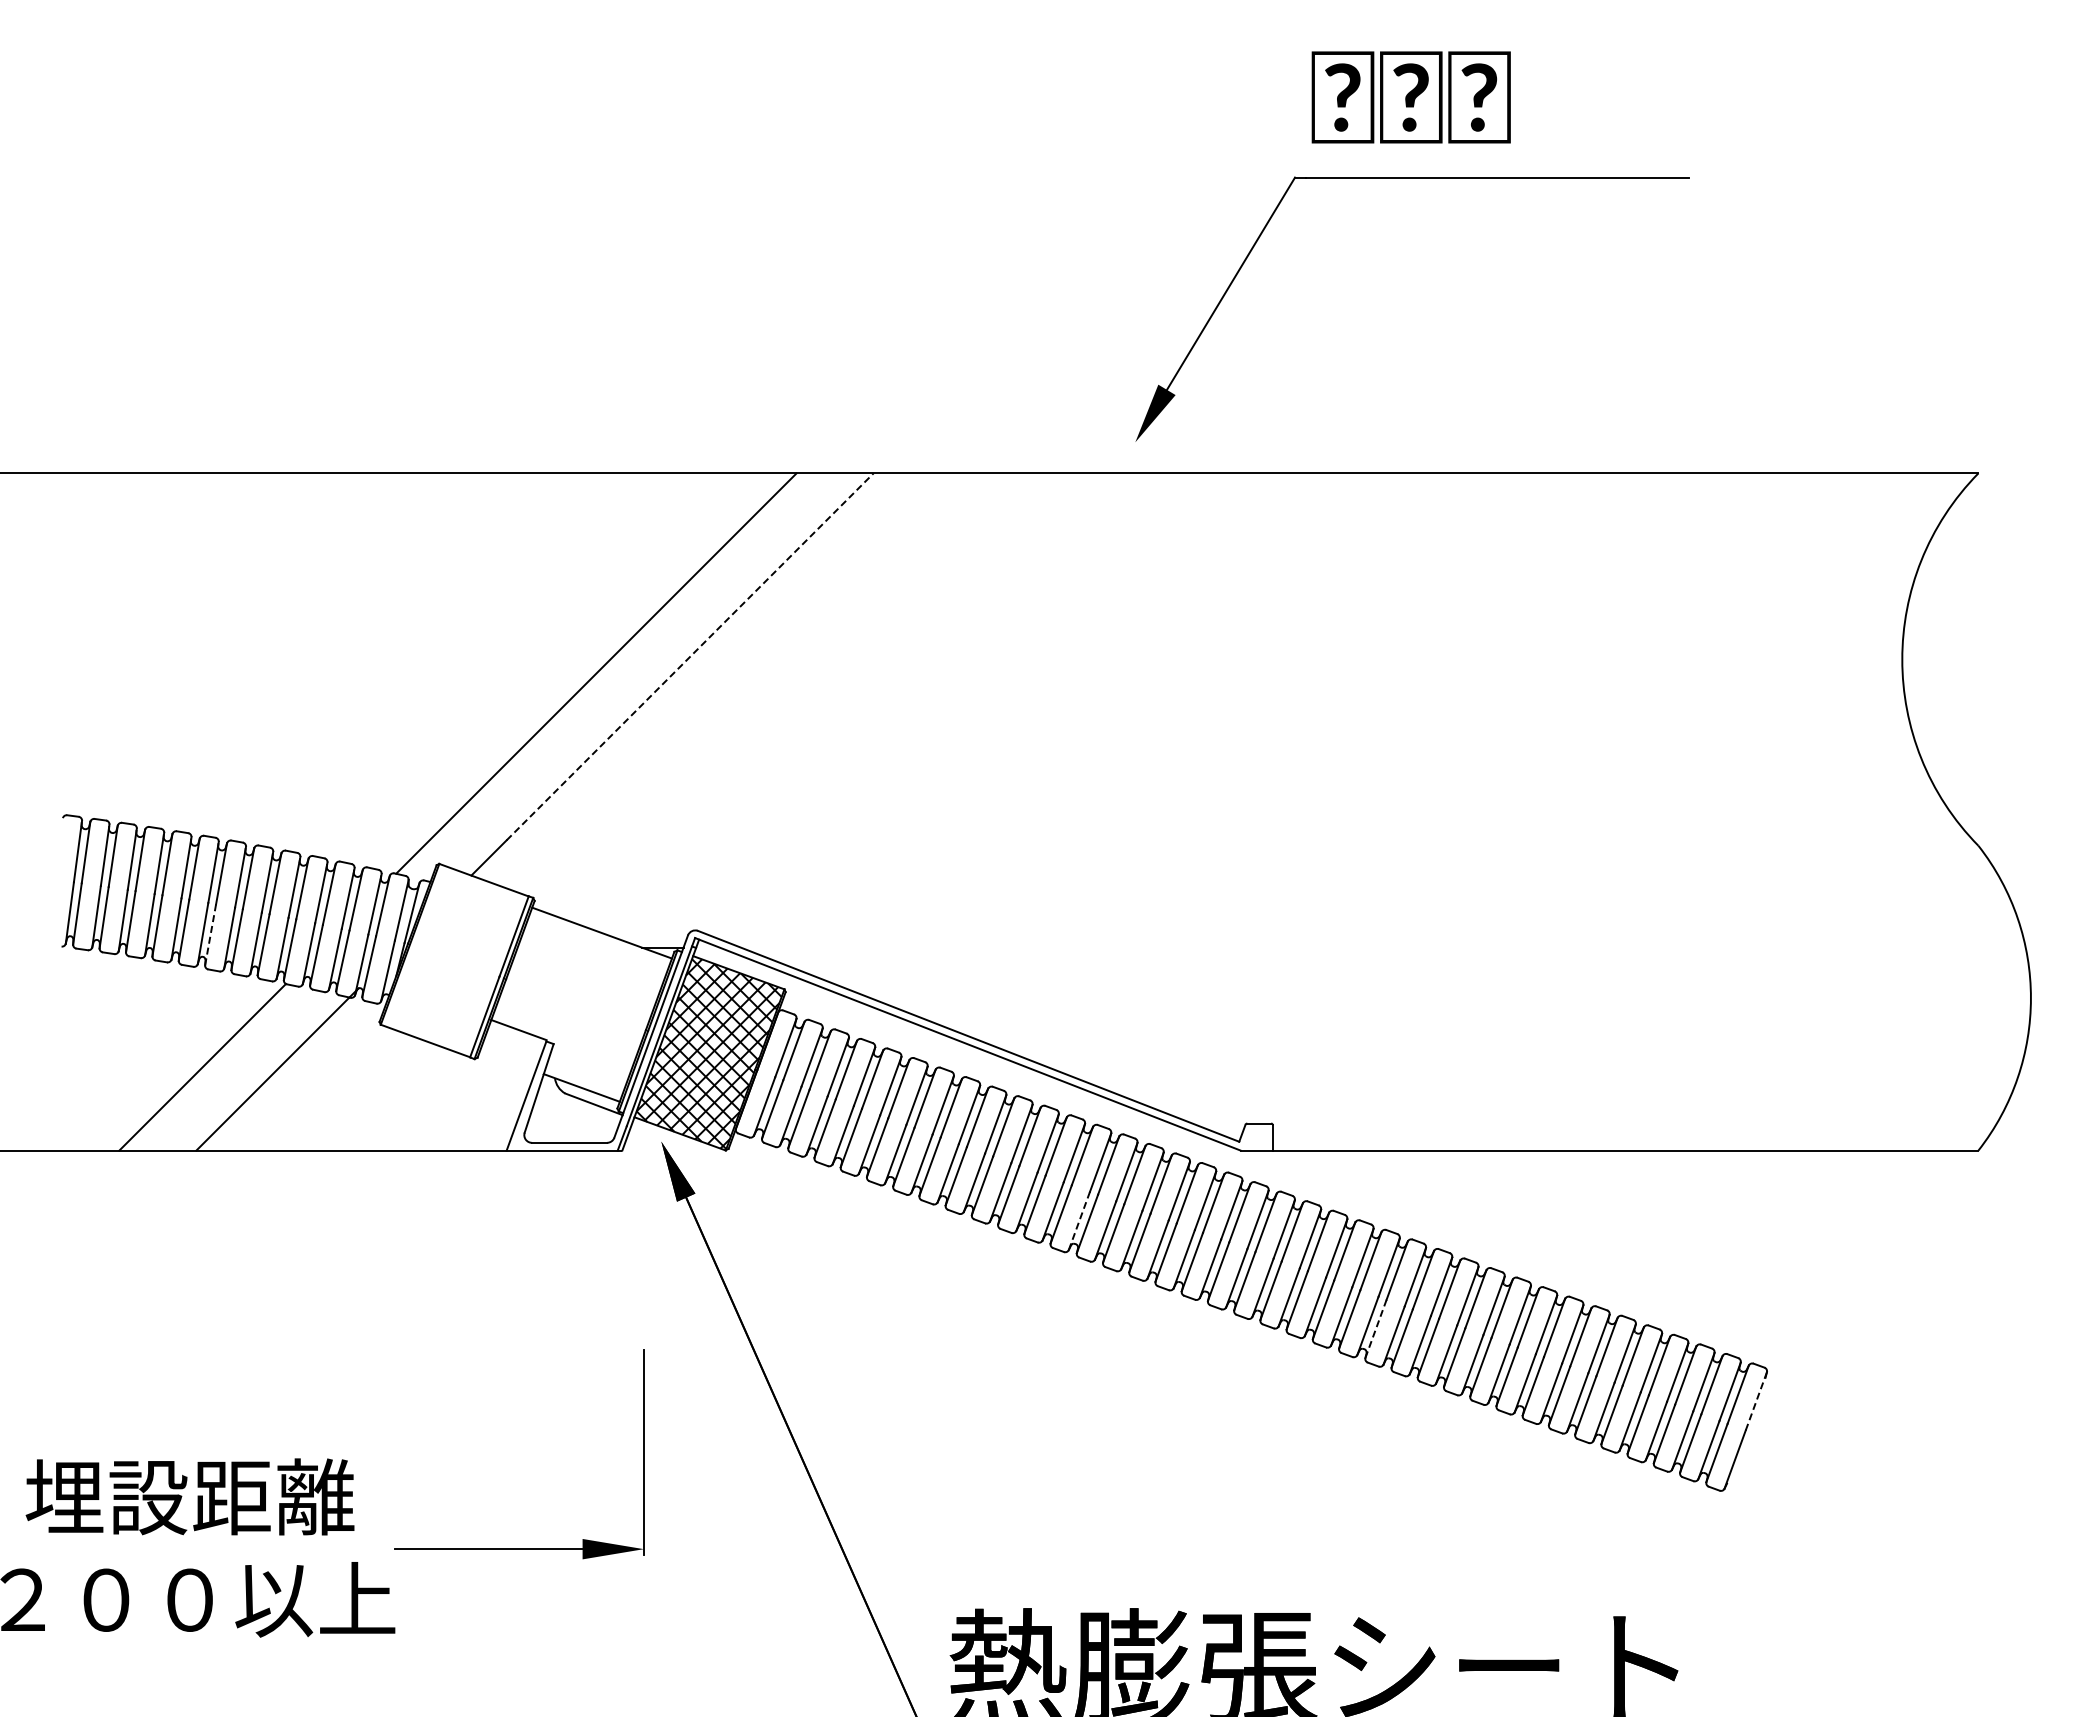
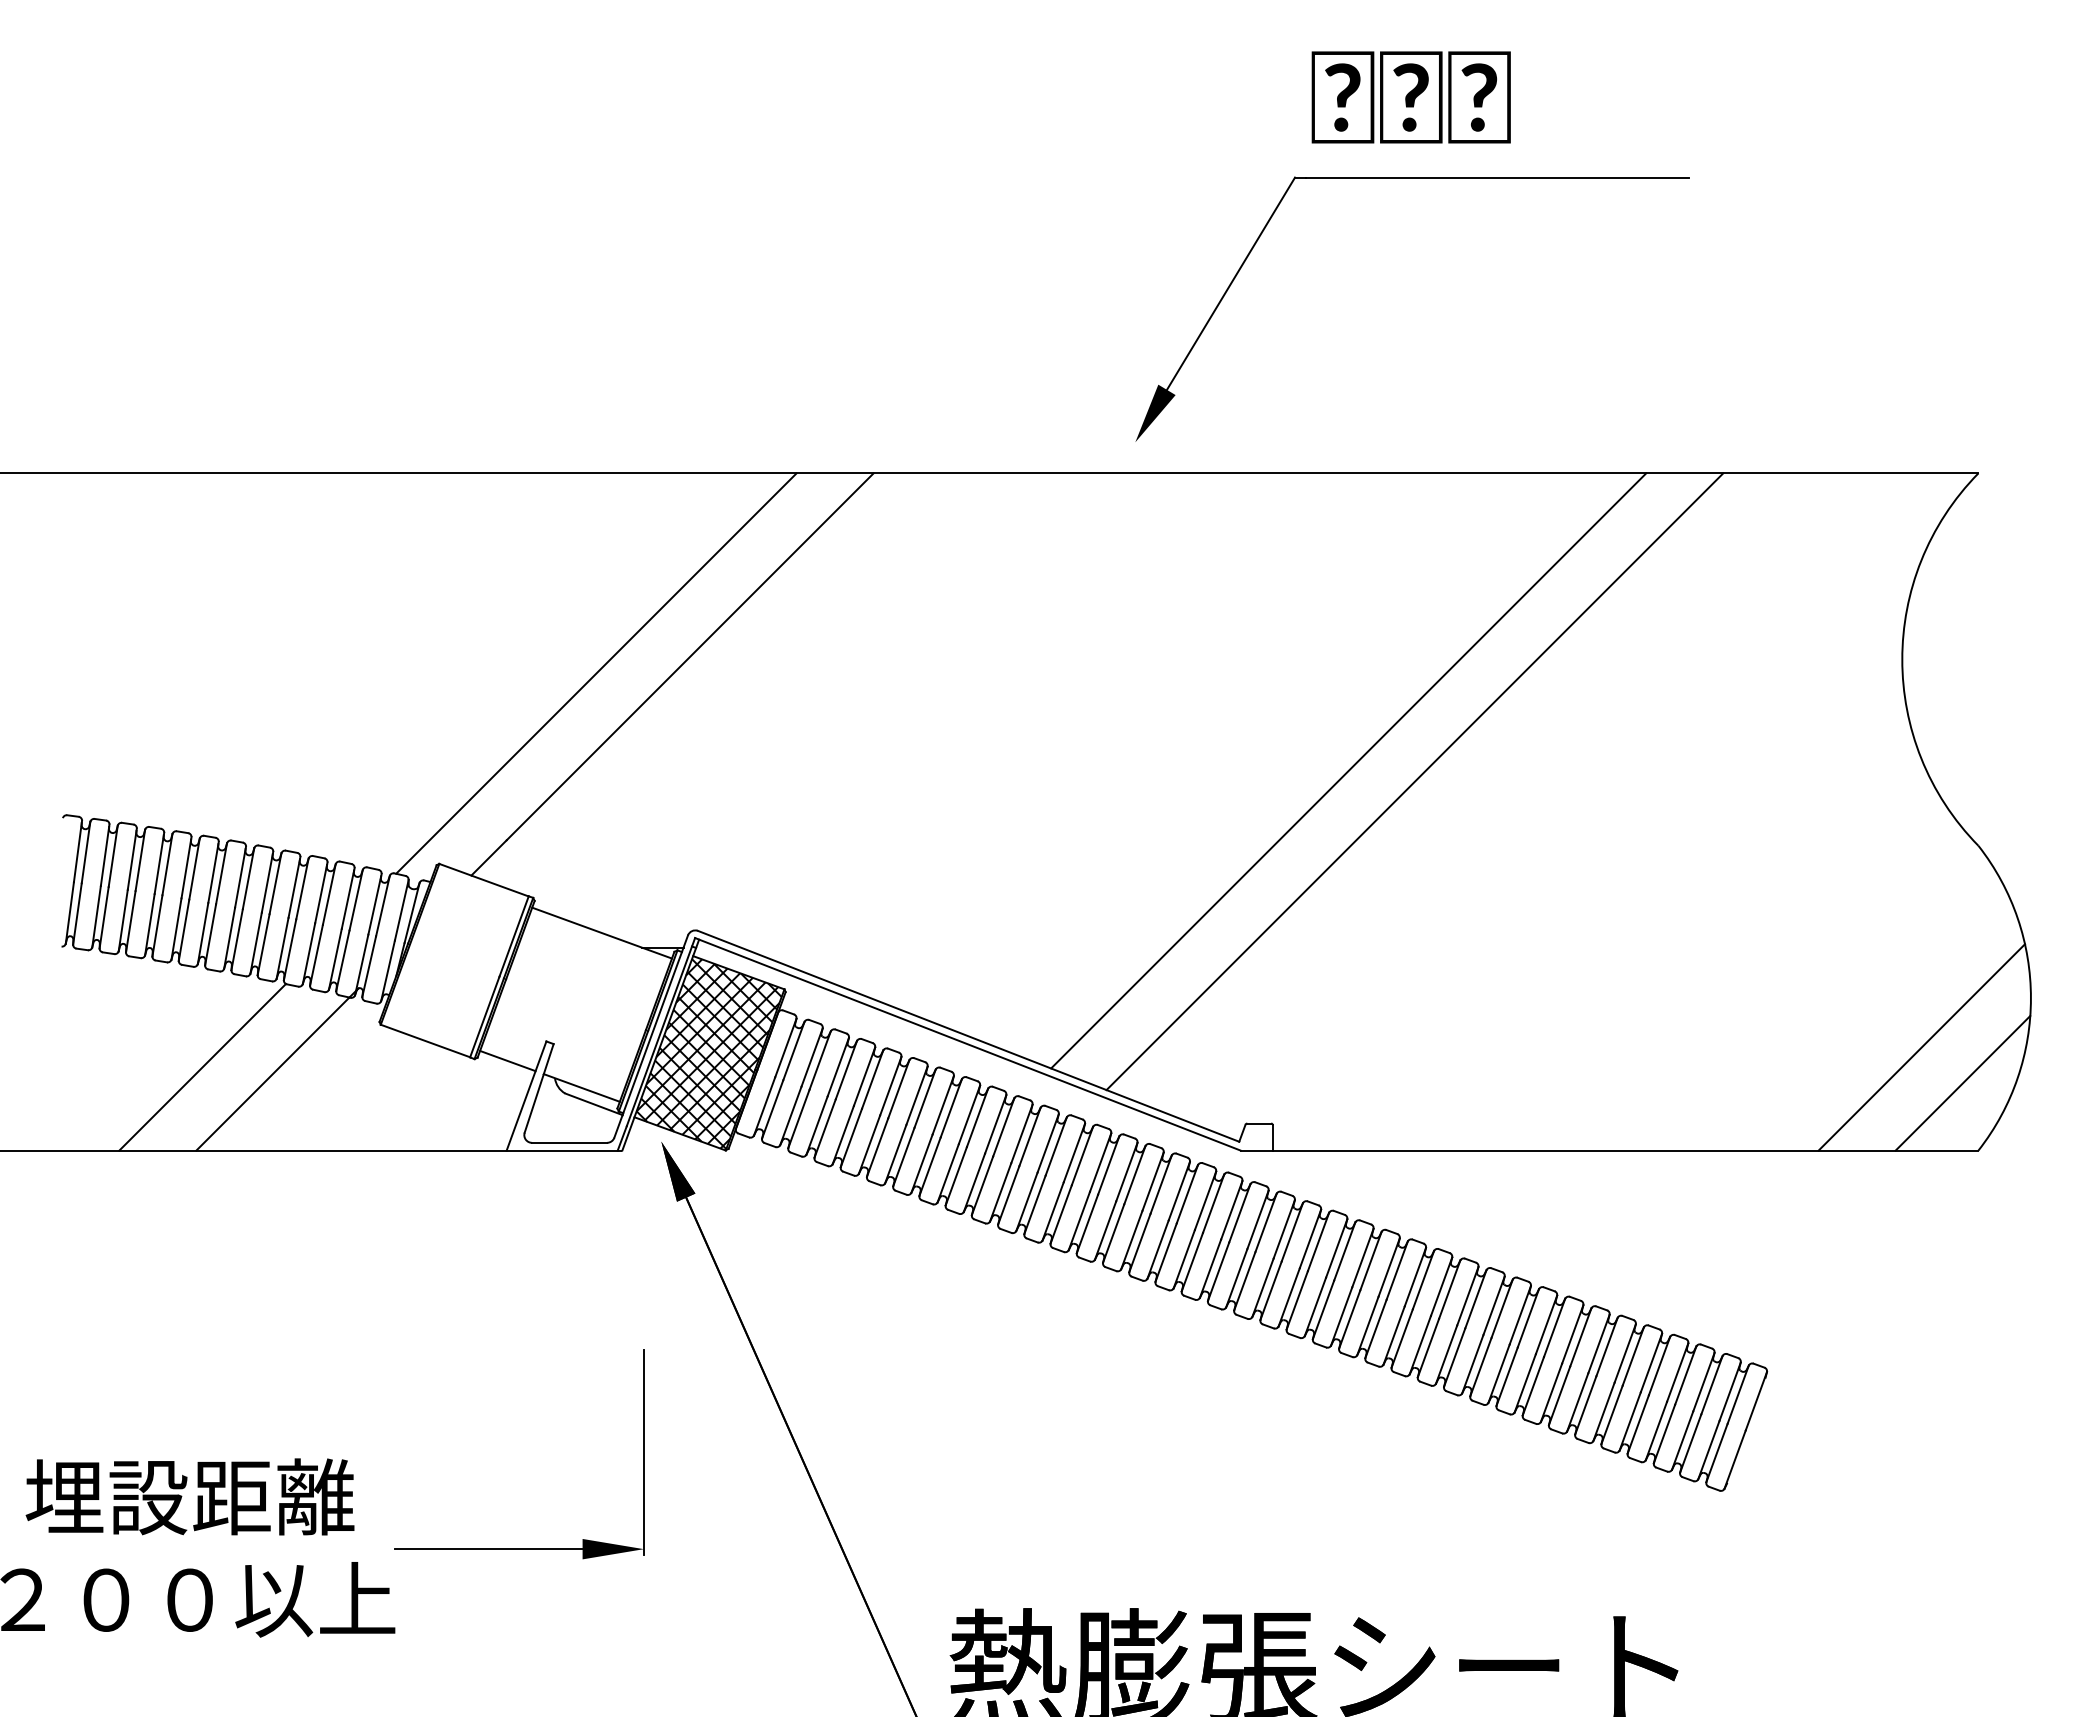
line: dashed -> solid (690, 656)
line: none -> present (1348, 770)
line: none -> present (1414, 781)
line: dashed -> solid (210, 934)
line position: (518, 1029) -> (507, 1060) (507, 1060)
line: none -> present (1921, 1047)
line: none -> present (1962, 1082)
line: dashed -> solid (1079, 1220)
line: dashed -> solid (1376, 1328)
line: dashed -> solid (1756, 1401)
